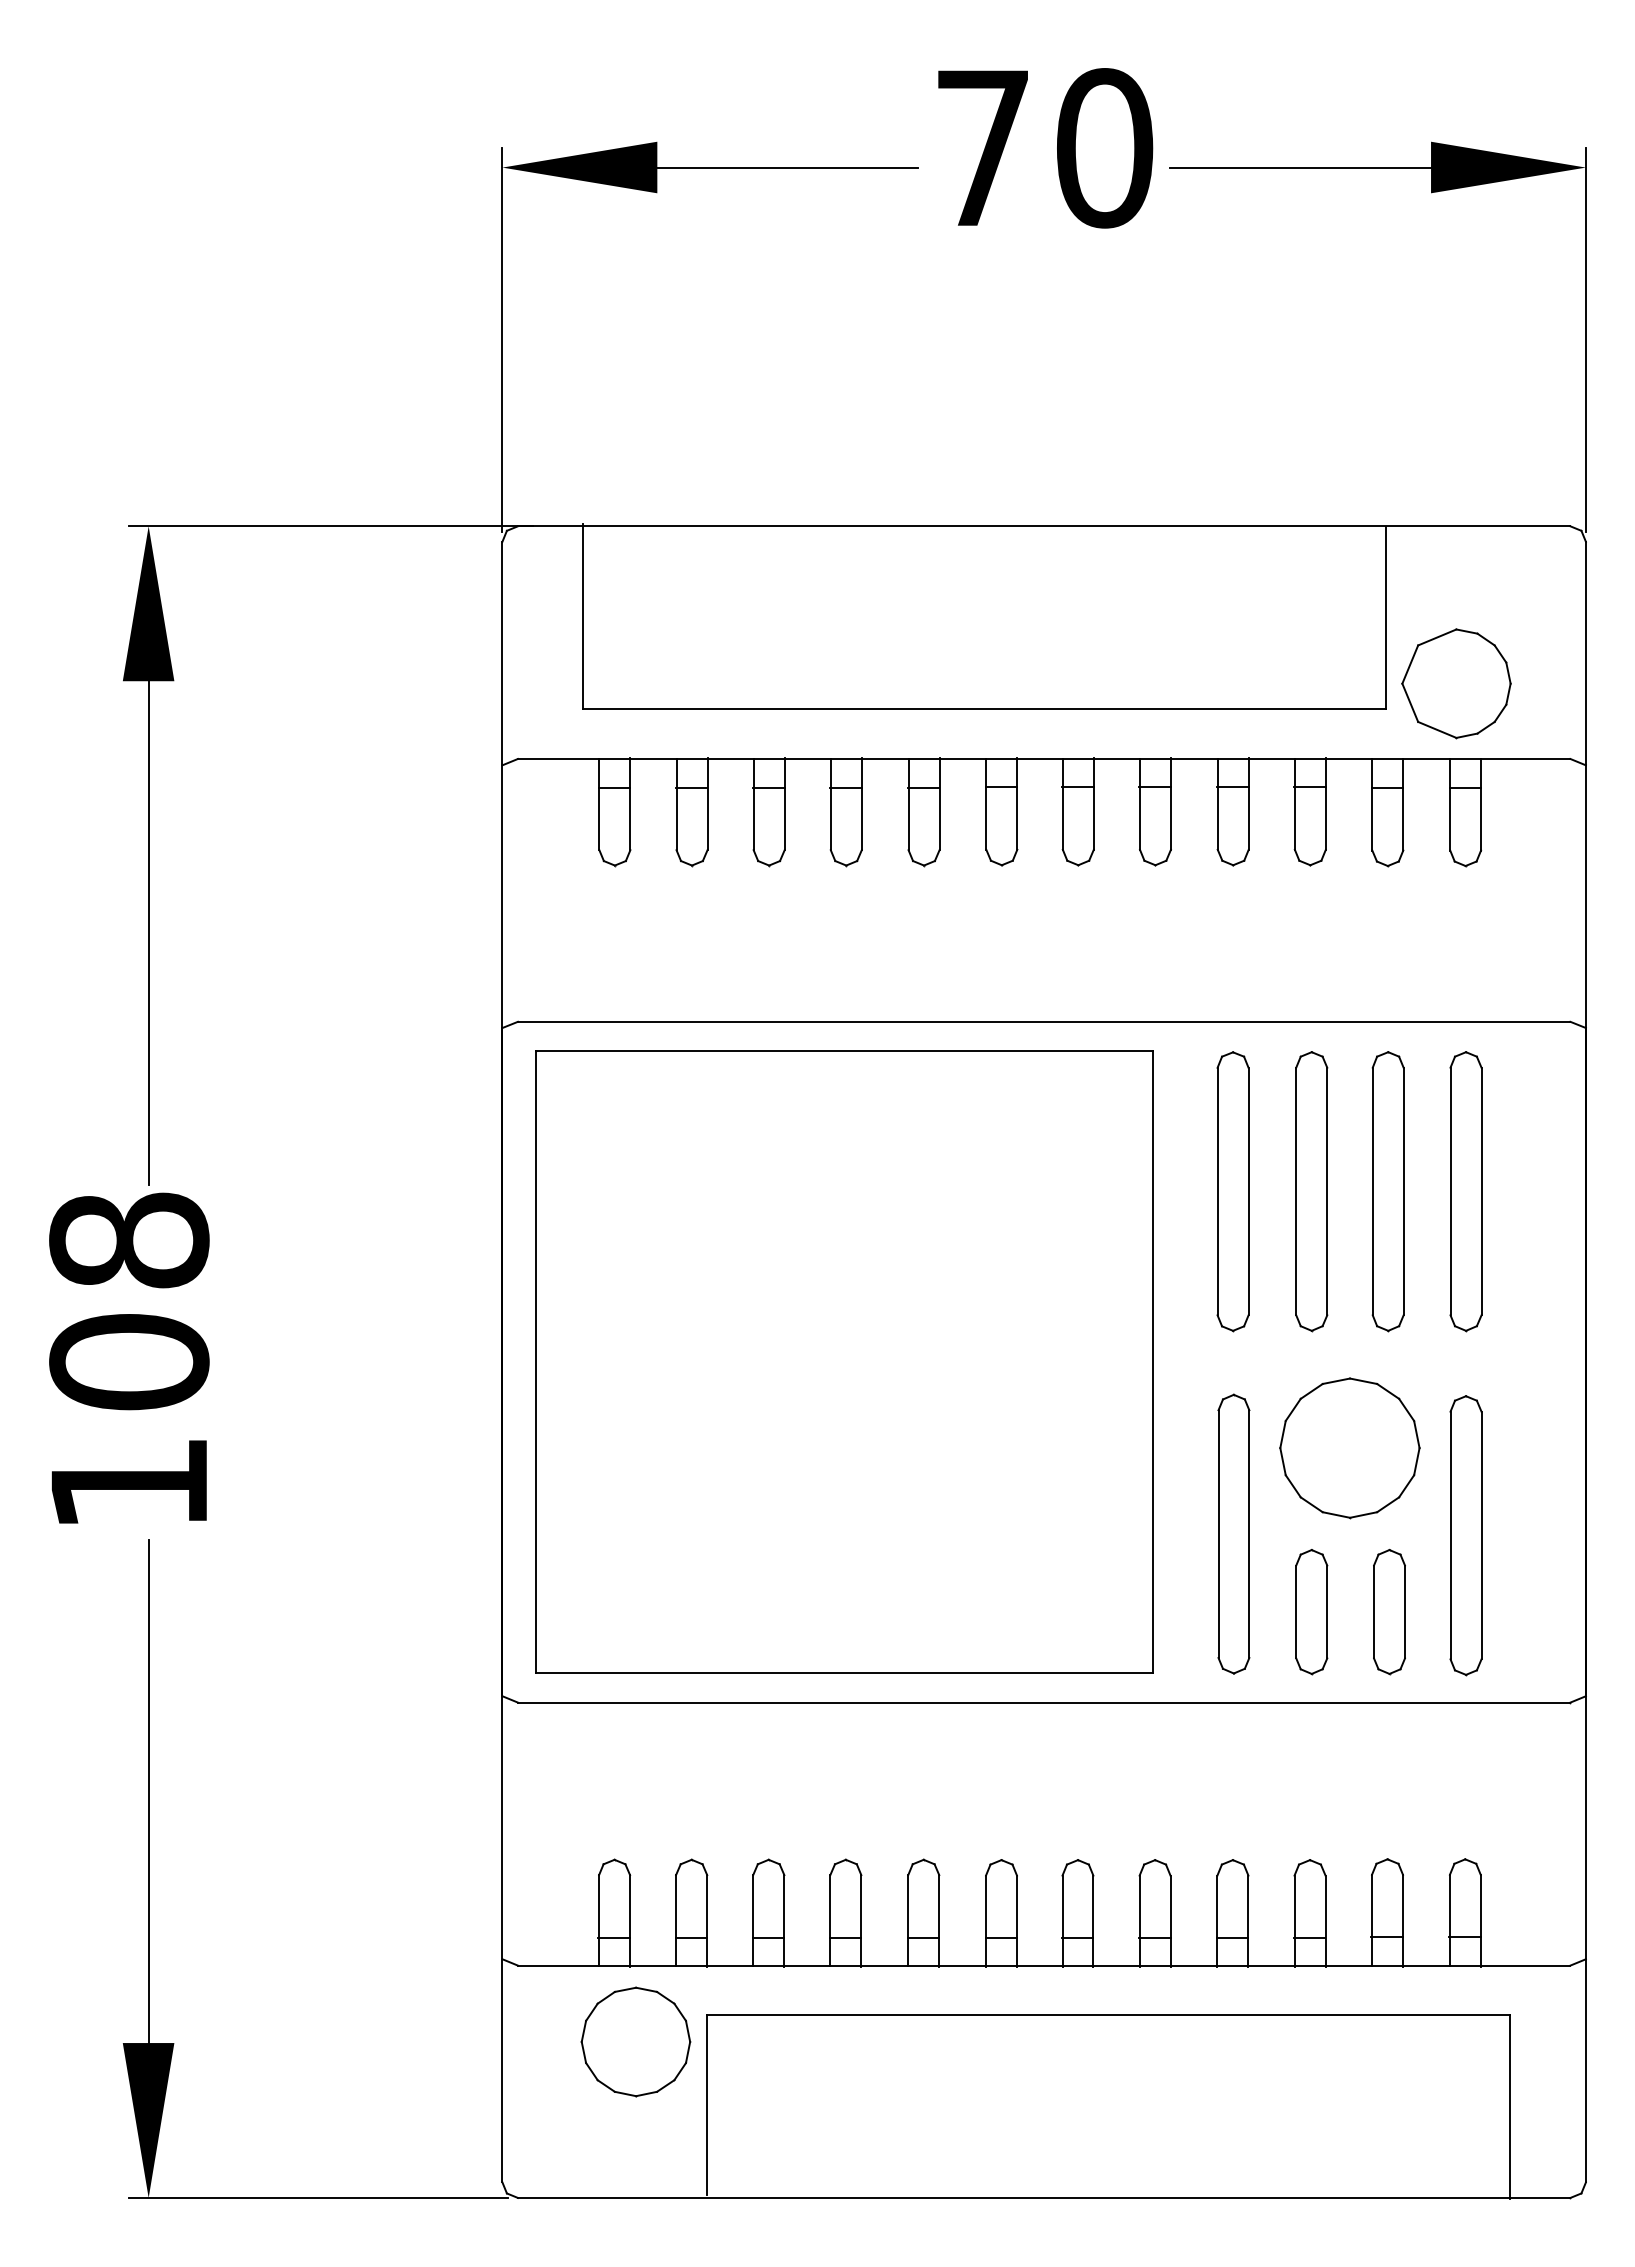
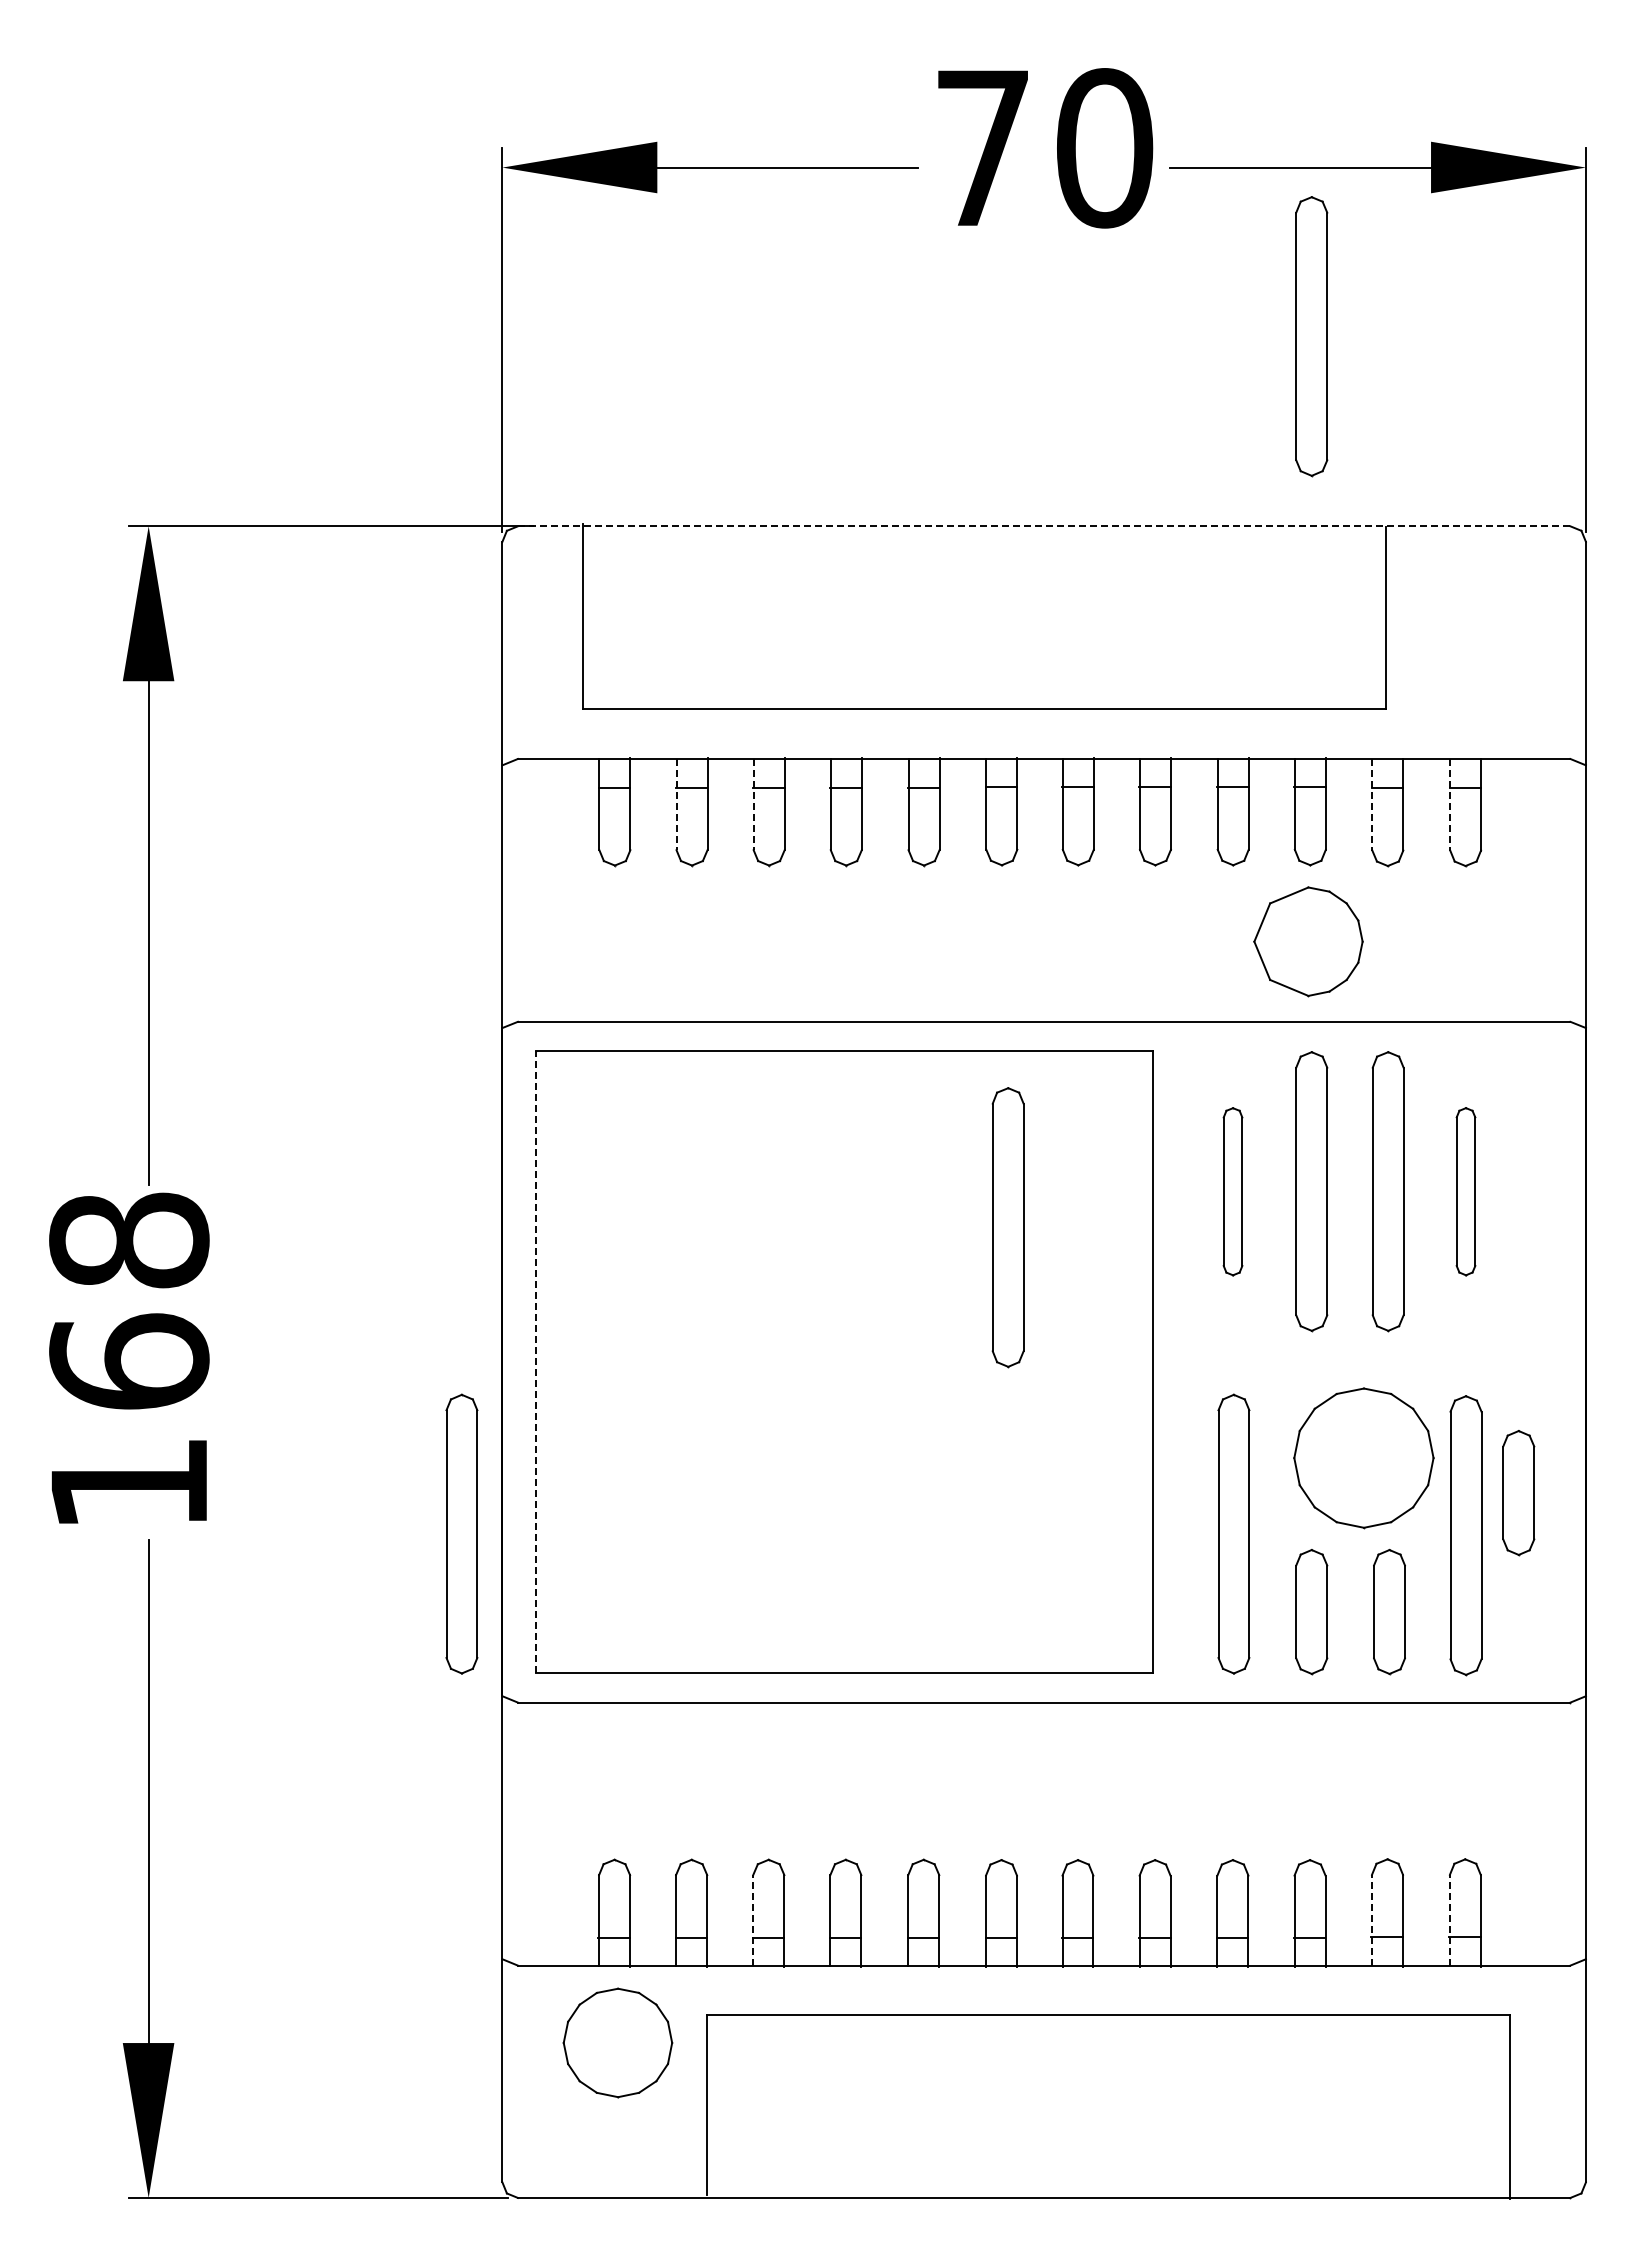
part: none -> present (1311, 336)
line: solid -> dashed (1043, 526)
part position: (1456, 683) -> (1308, 941) (1308, 941)
line: solid -> dashed (676, 804)
line: solid -> dashed (753, 804)
line: solid -> dashed (1372, 804)
line: solid -> dashed (1450, 804)
part size: 34x282 px -> 22x170 px (1232, 1191)
part size: 34x282 px -> 22x170 px (1465, 1191)
part: none -> present (1007, 1227)
text: 108 -> 168 (129, 1361)
line: solid -> dashed (536, 1361)
part position: (1349, 1448) -> (1363, 1458) (1363, 1458)
part: none -> present (1518, 1493)
part: none -> present (461, 1533)
line: solid -> dashed (753, 1920)
line: solid -> dashed (1372, 1920)
line: solid -> dashed (1449, 1920)
part position: (635, 2041) -> (617, 2042) (617, 2042)
